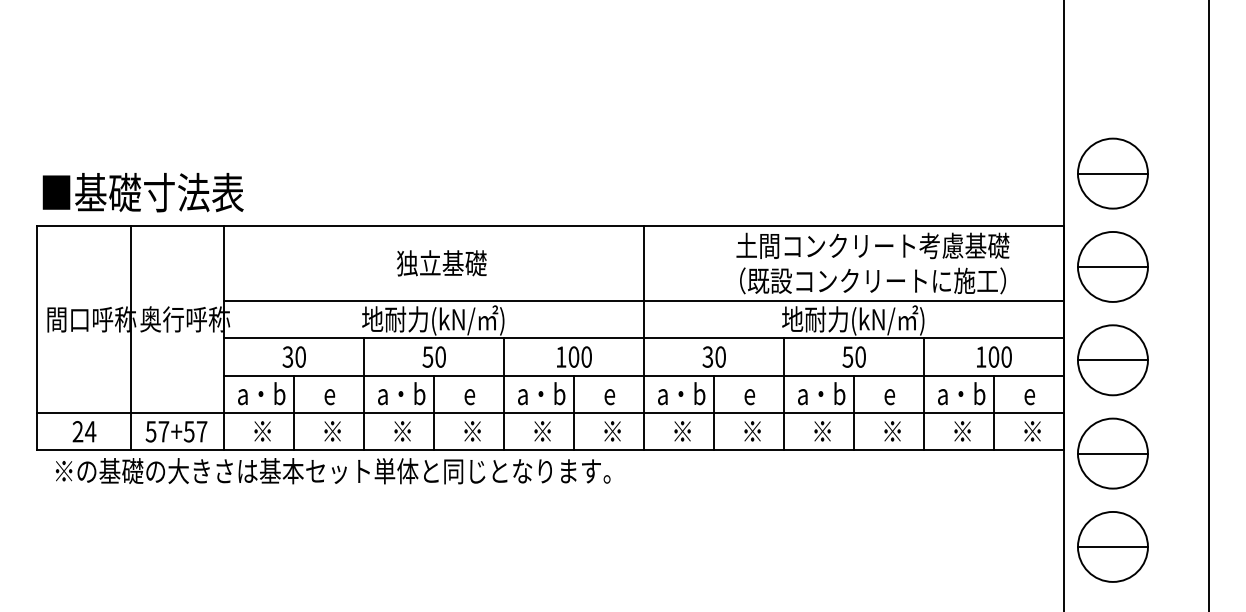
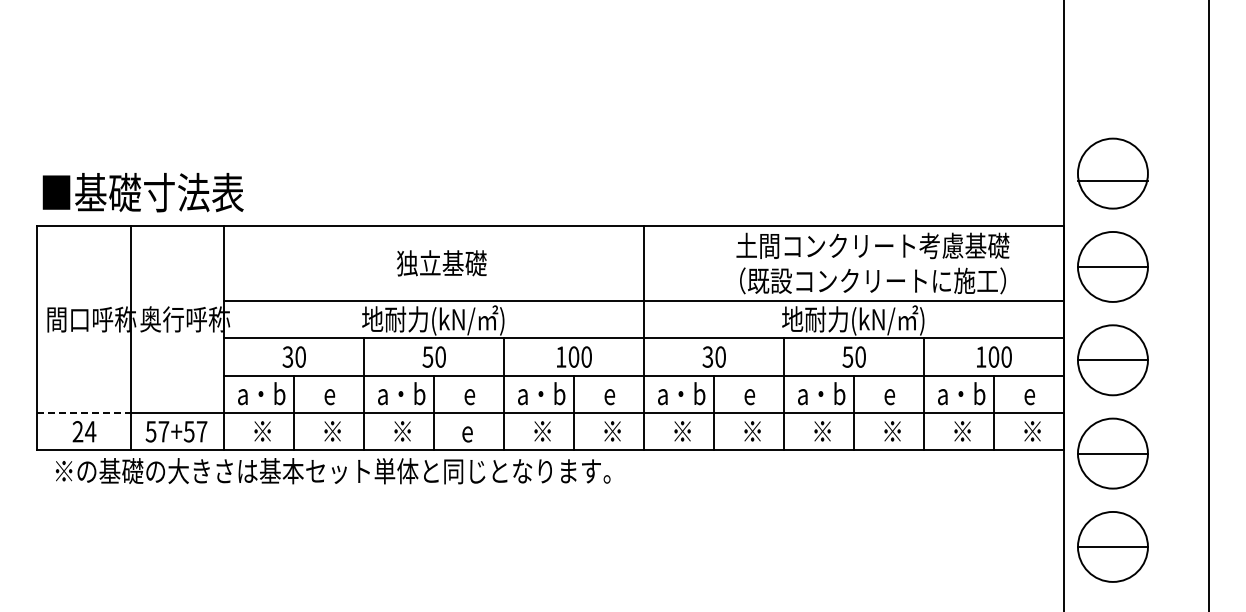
line position: (1112, 173) -> (1112, 180) (1112, 180)
line: solid -> dashed (84, 413)
text: ※ -> e (471, 431)
